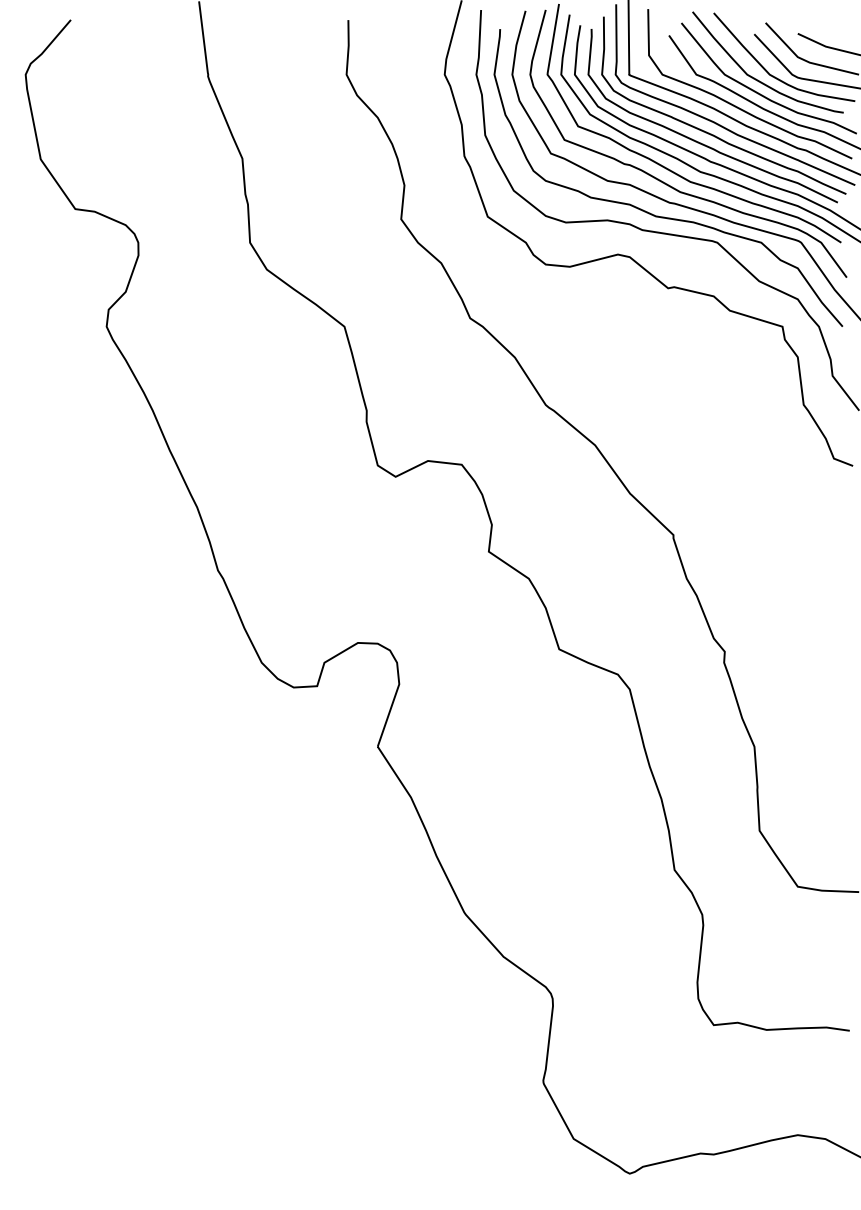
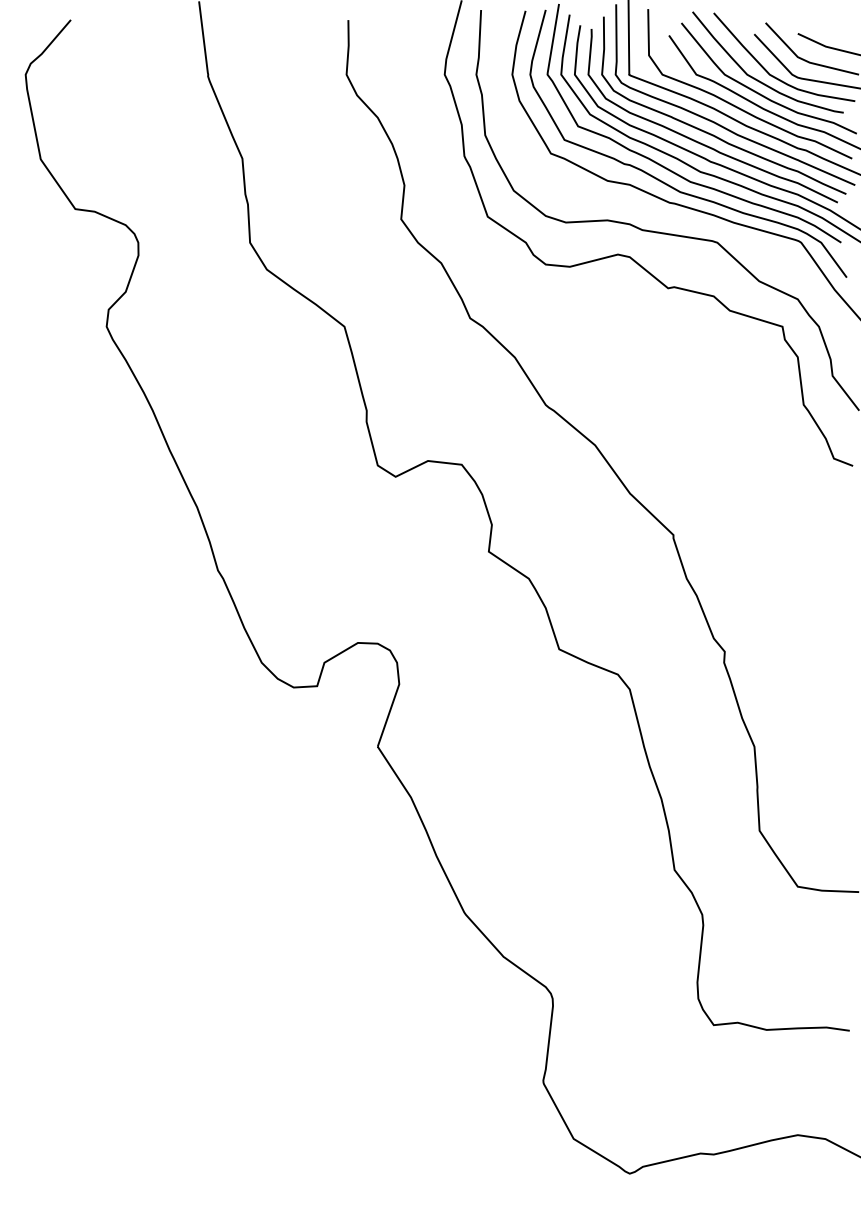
curve: present -> none (664, 216)
